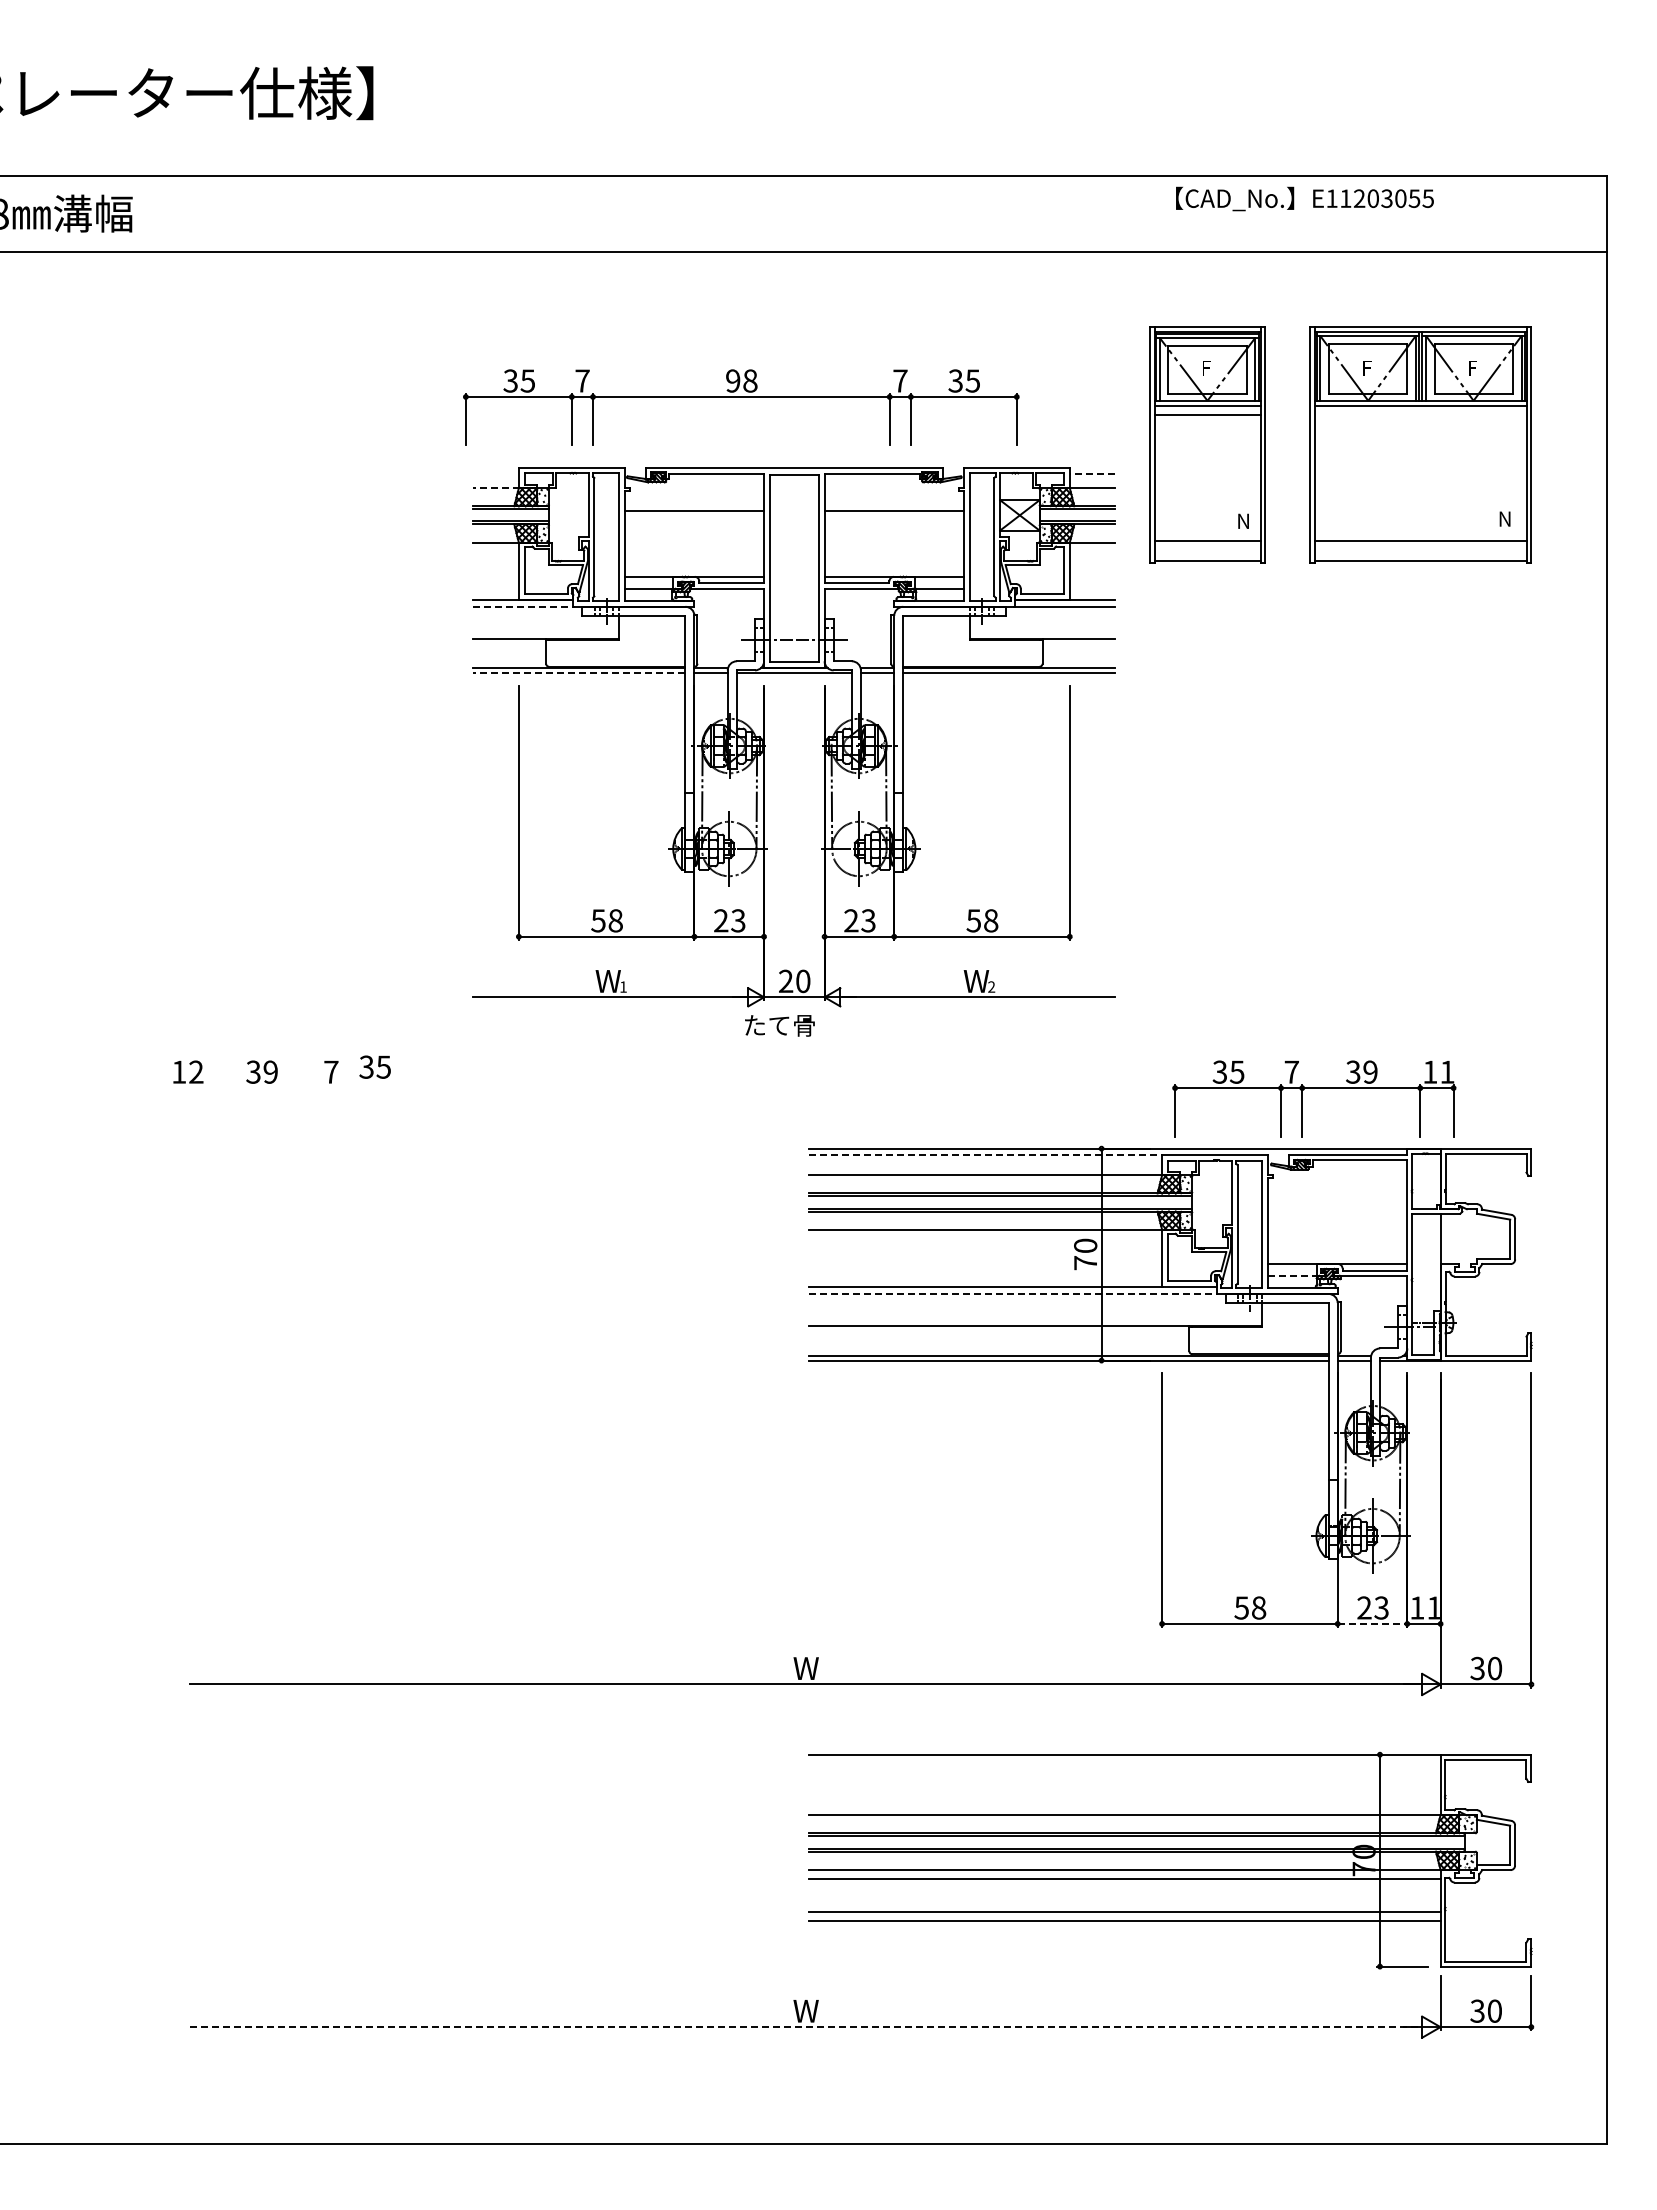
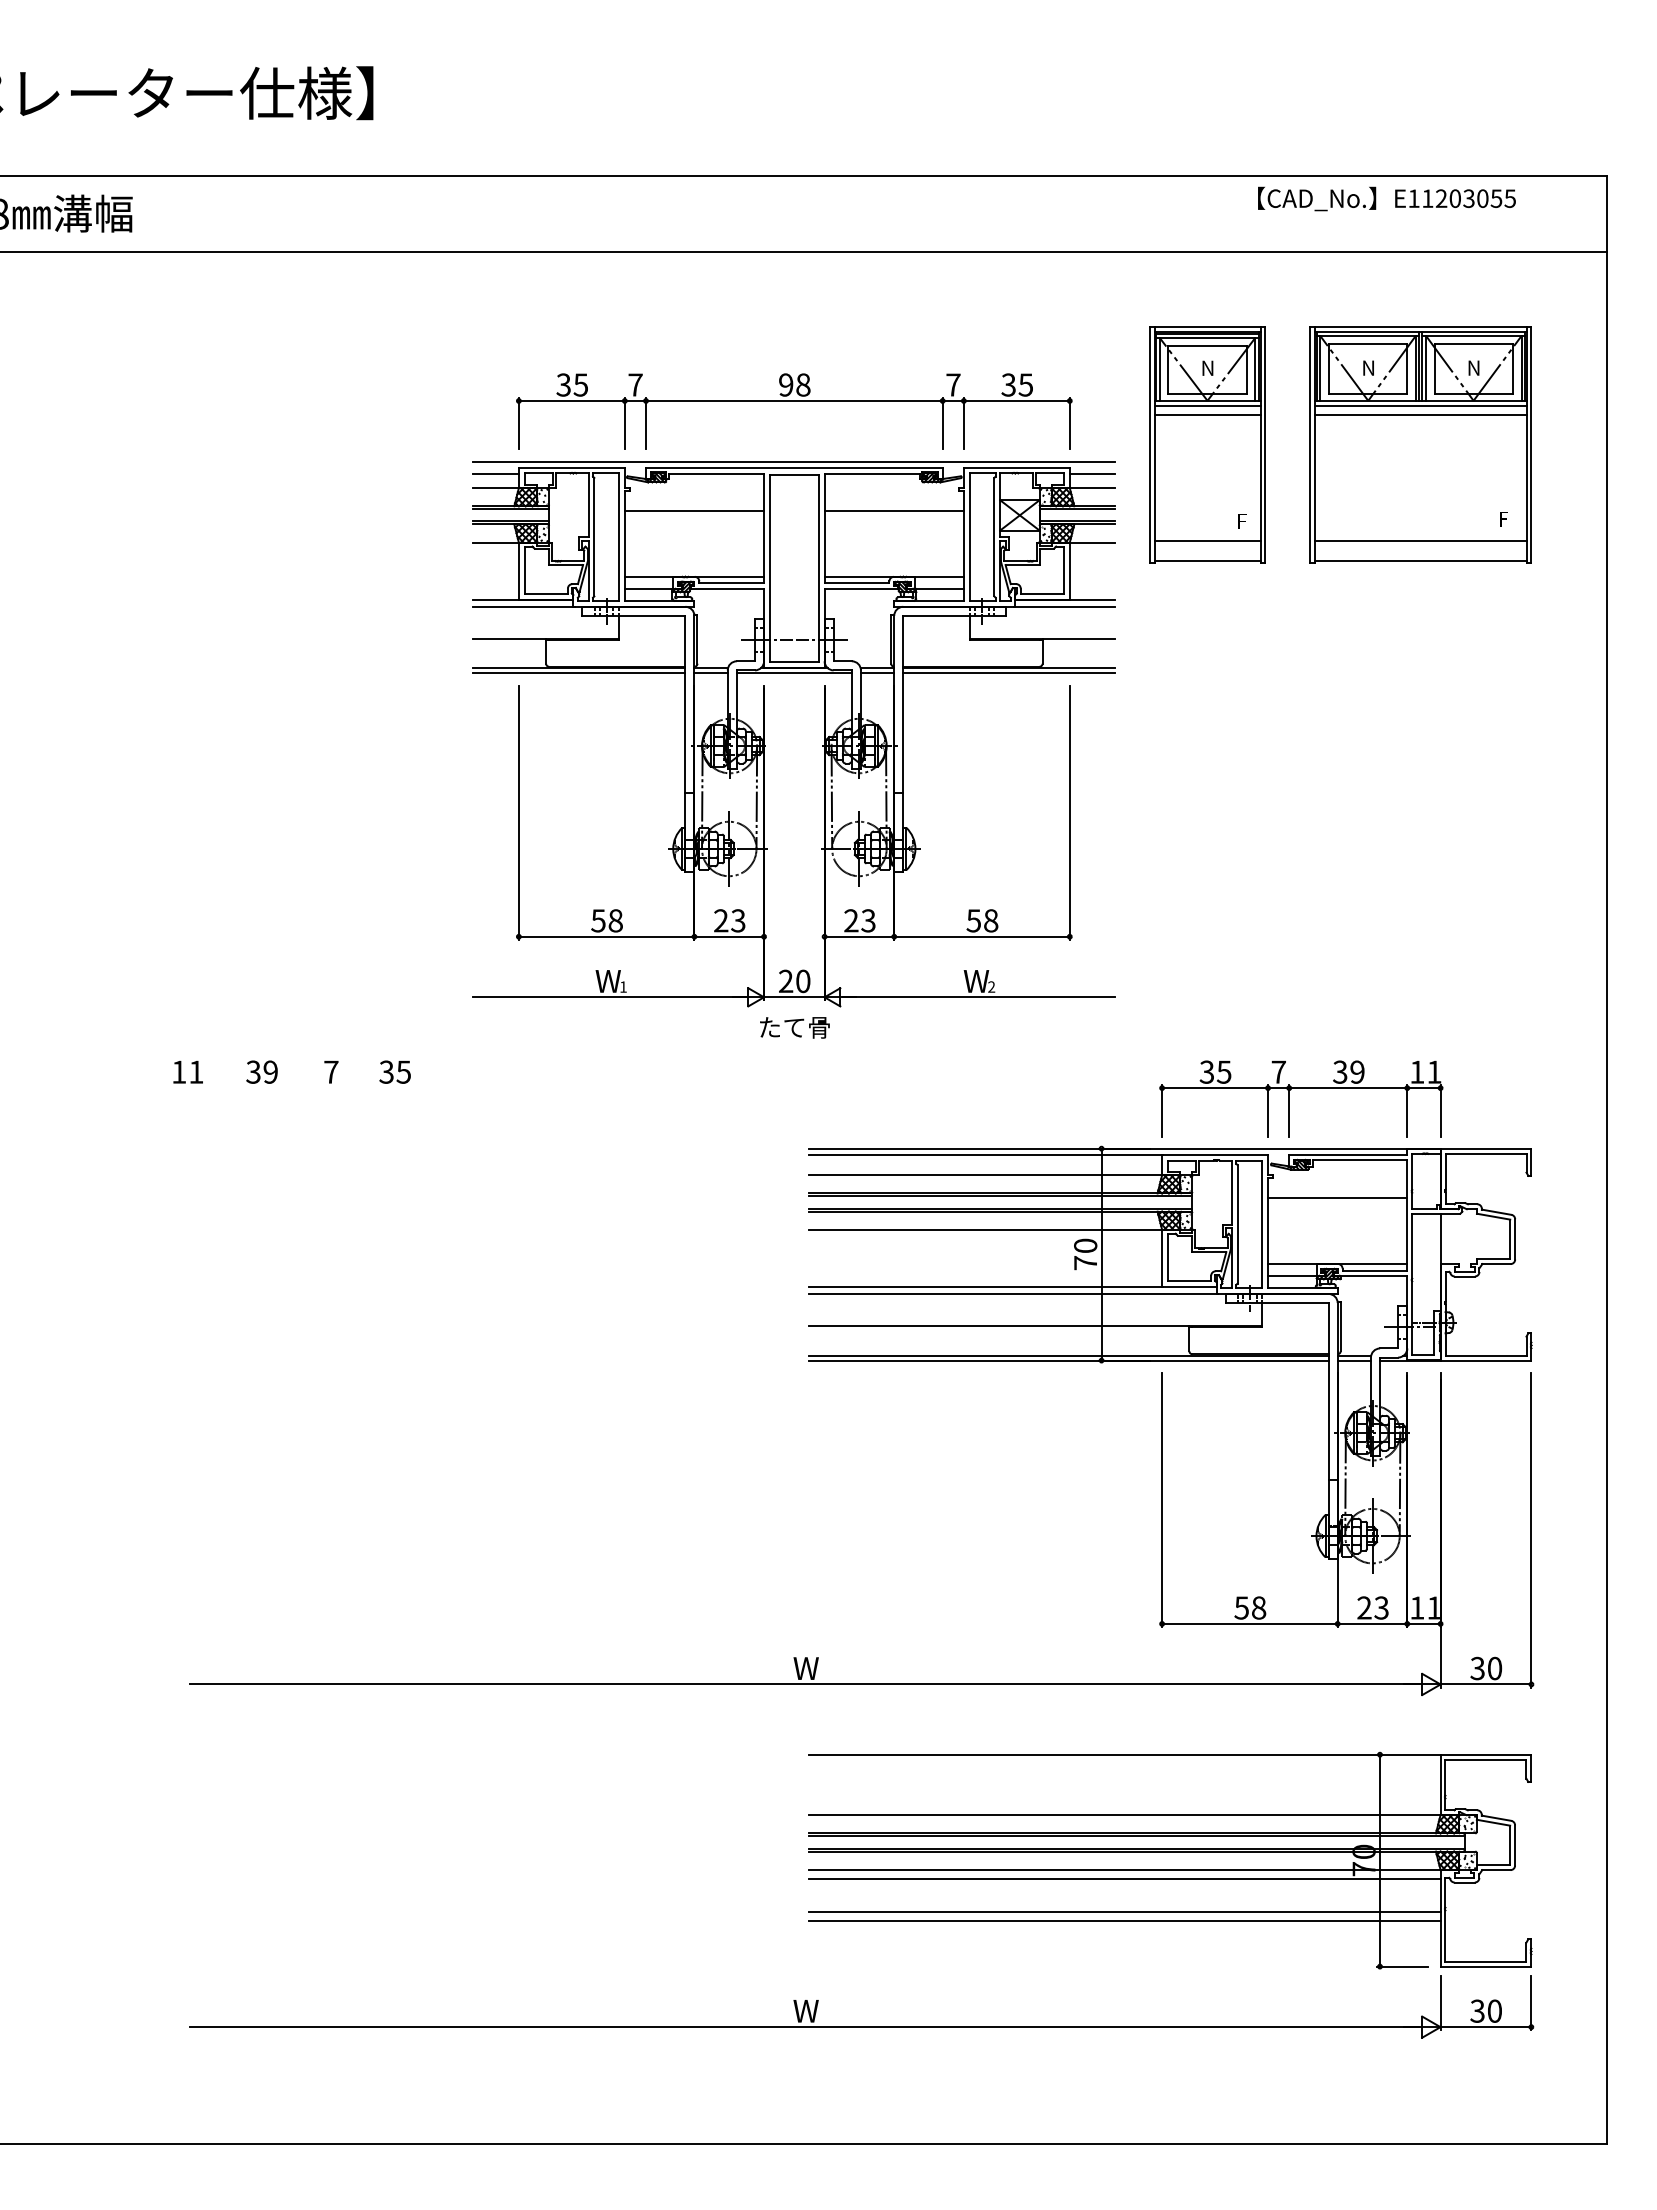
text position: (1304, 198) -> (1386, 198) (1386, 198)
text: F -> N (1207, 367)
text: F -> N (1368, 367)
text: F -> N (1473, 367)
part position: (741, 397) -> (794, 401) (794, 401)
line: none -> present (1420, 415)
line: none -> present (794, 461)
line: none -> present (495, 474)
line: dashed -> solid (1092, 474)
line: dashed -> solid (496, 488)
text: N -> F (1504, 518)
text: N -> F (1243, 520)
line: dashed -> solid (524, 606)
line: dashed -> solid (579, 673)
text position: (779, 1025) -> (794, 1027) (794, 1027)
text position: (374, 1066) -> (394, 1071) (394, 1071)
text: 12 -> 11 (196, 1071)
part position: (1314, 1088) -> (1301, 1088) (1301, 1088)
line: dashed -> solid (986, 1154)
line: none -> present (1337, 1198)
line: dashed -> solid (1292, 1275)
line: dashed -> solid (1013, 1293)
line: dashed -> solid (1372, 1623)
line: dashed -> solid (804, 2027)
